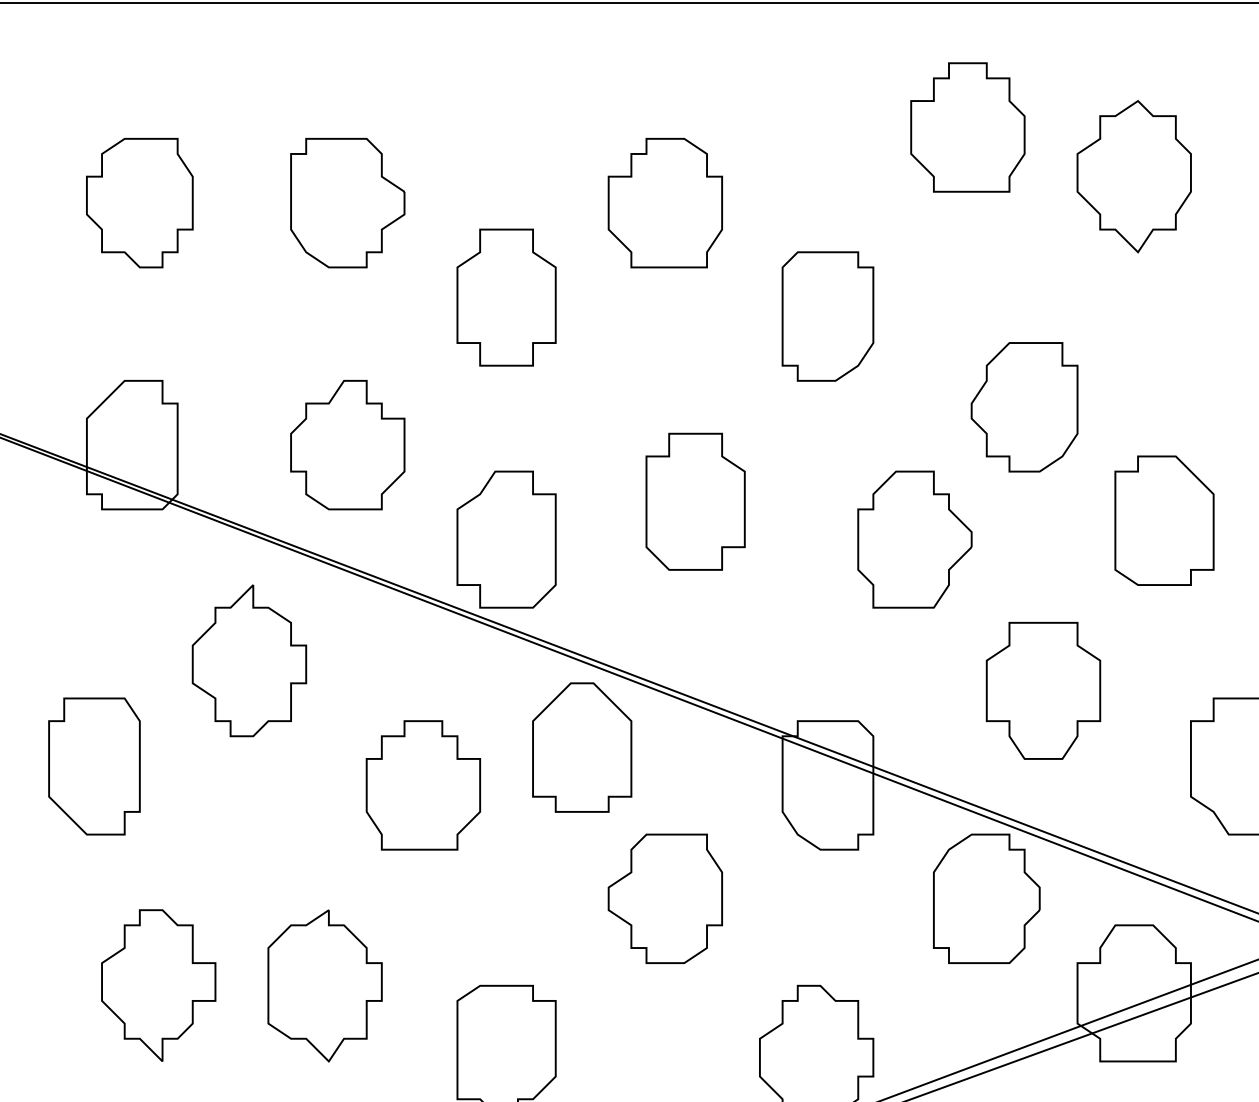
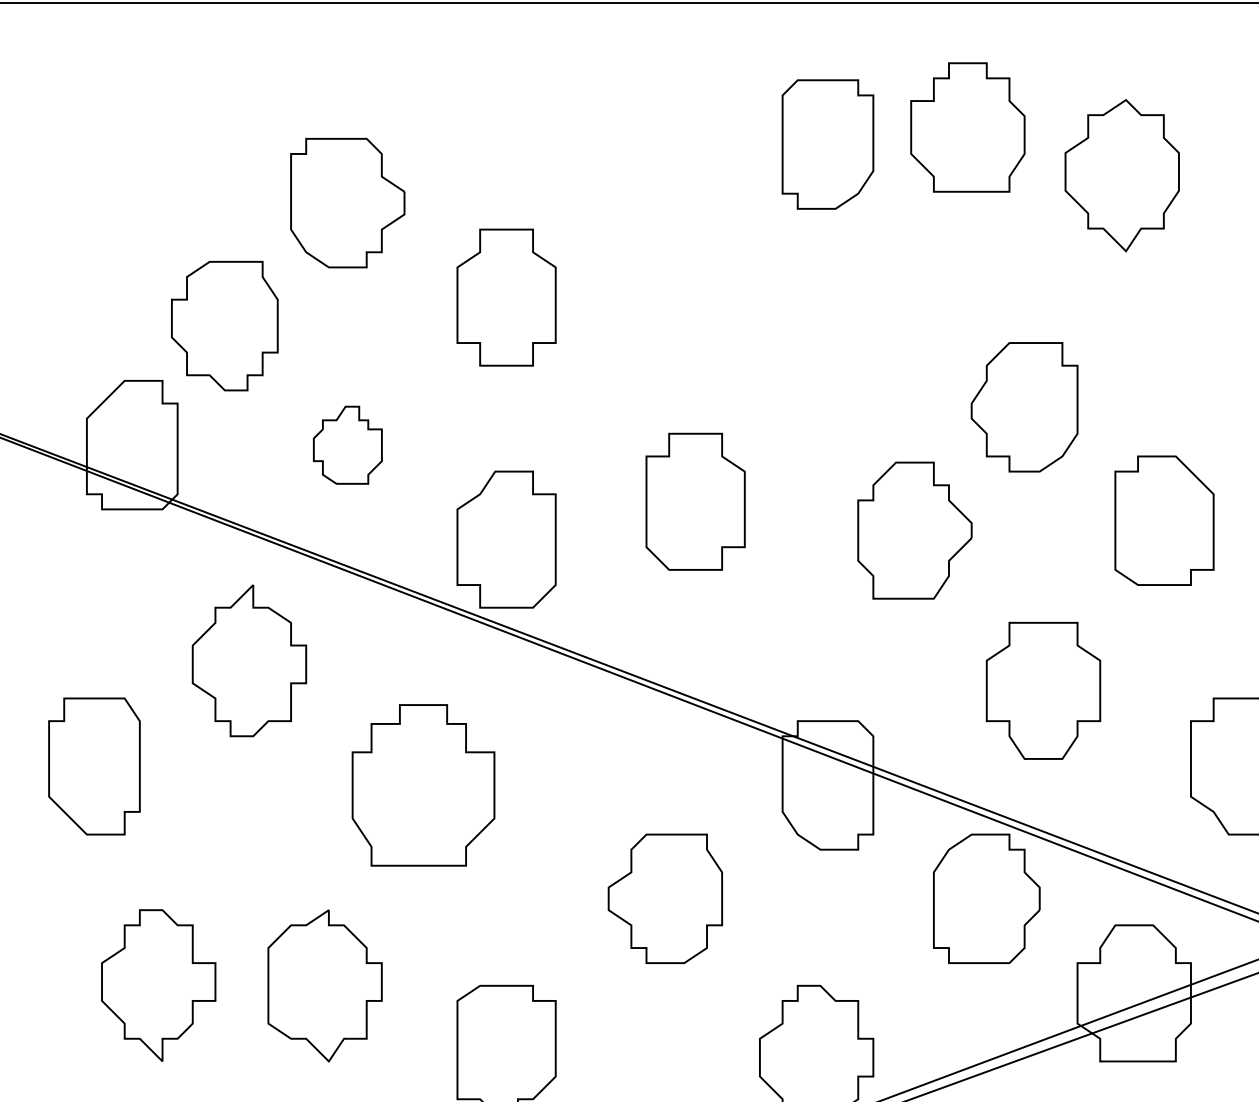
part position: (1133, 176) -> (1121, 175) (1121, 175)
part position: (139, 203) -> (224, 326) (224, 326)
part: present -> none (664, 203)
part position: (827, 316) -> (827, 144) (827, 144)
part size: 116x131 px -> 70x80 px (347, 444)
part position: (914, 539) -> (914, 530) (914, 530)
part: present -> none (582, 747)
part size: 116x131 px -> 145x163 px (423, 785)
